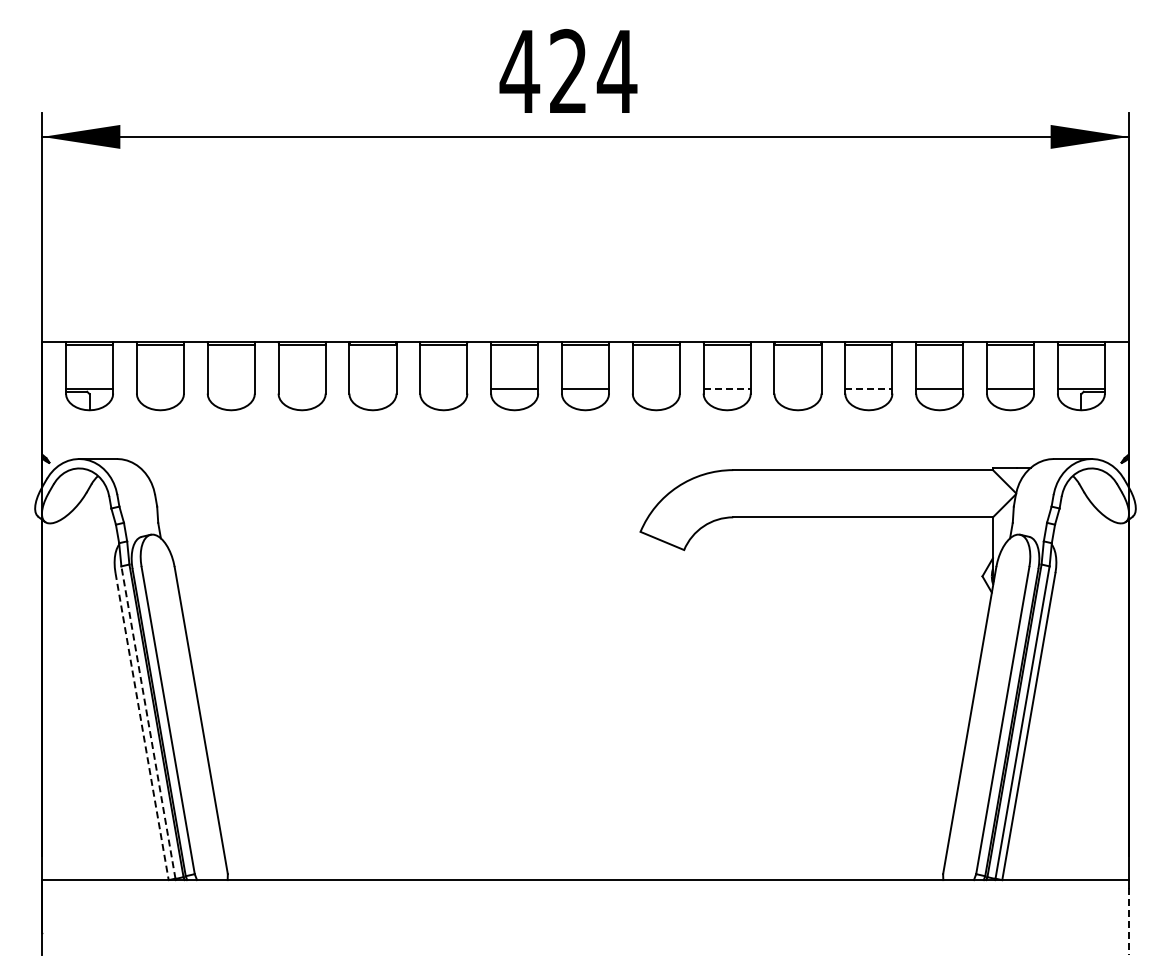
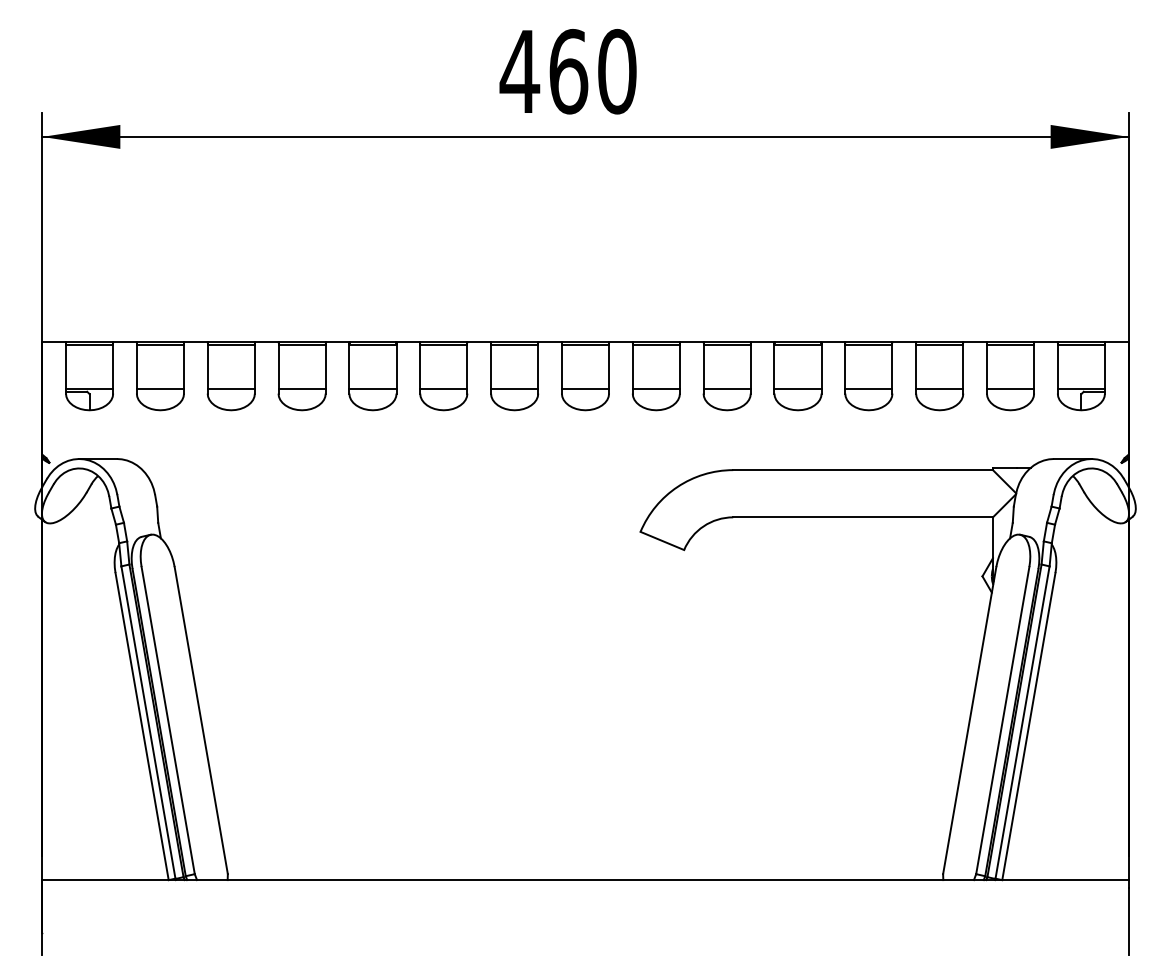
text: 424 -> 460 (593, 71)
line: none -> present (160, 389)
line: none -> present (230, 389)
line: none -> present (301, 389)
line: none -> present (372, 389)
line: none -> present (443, 389)
line: none -> present (655, 389)
line: dashed -> solid (727, 389)
line: none -> present (797, 389)
line: dashed -> solid (868, 389)
line: dashed -> solid (148, 722)
line: dashed -> solid (142, 726)
line: dashed -> solid (1128, 921)
